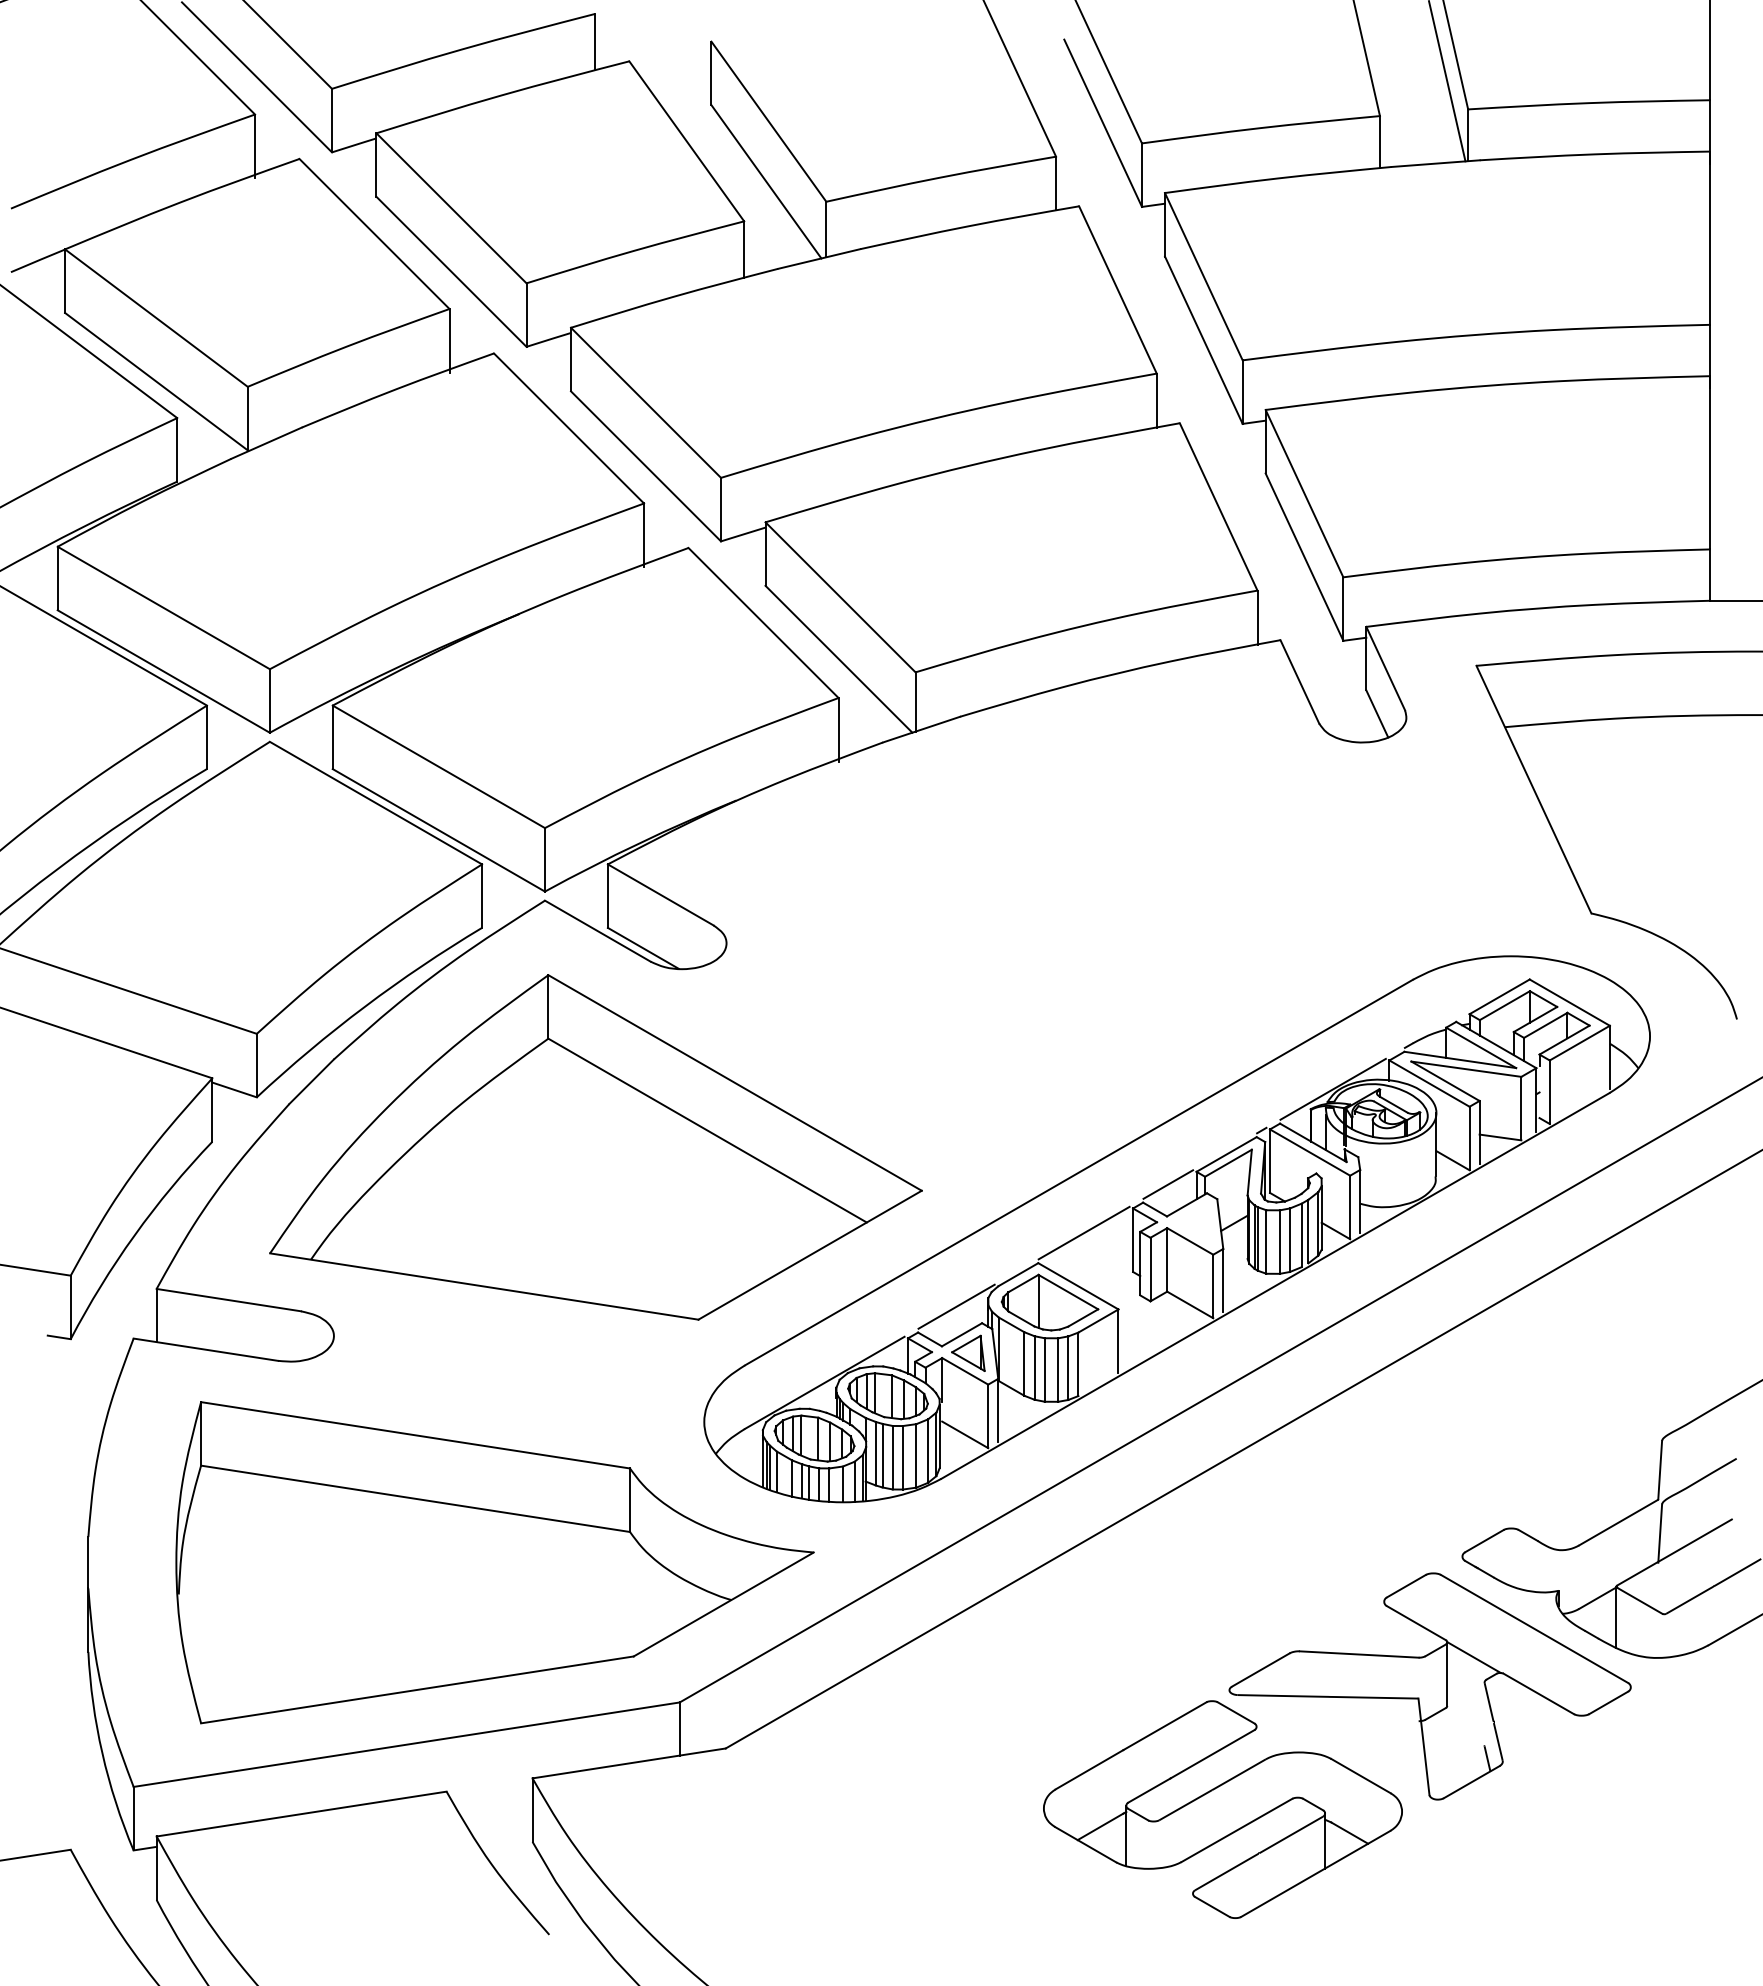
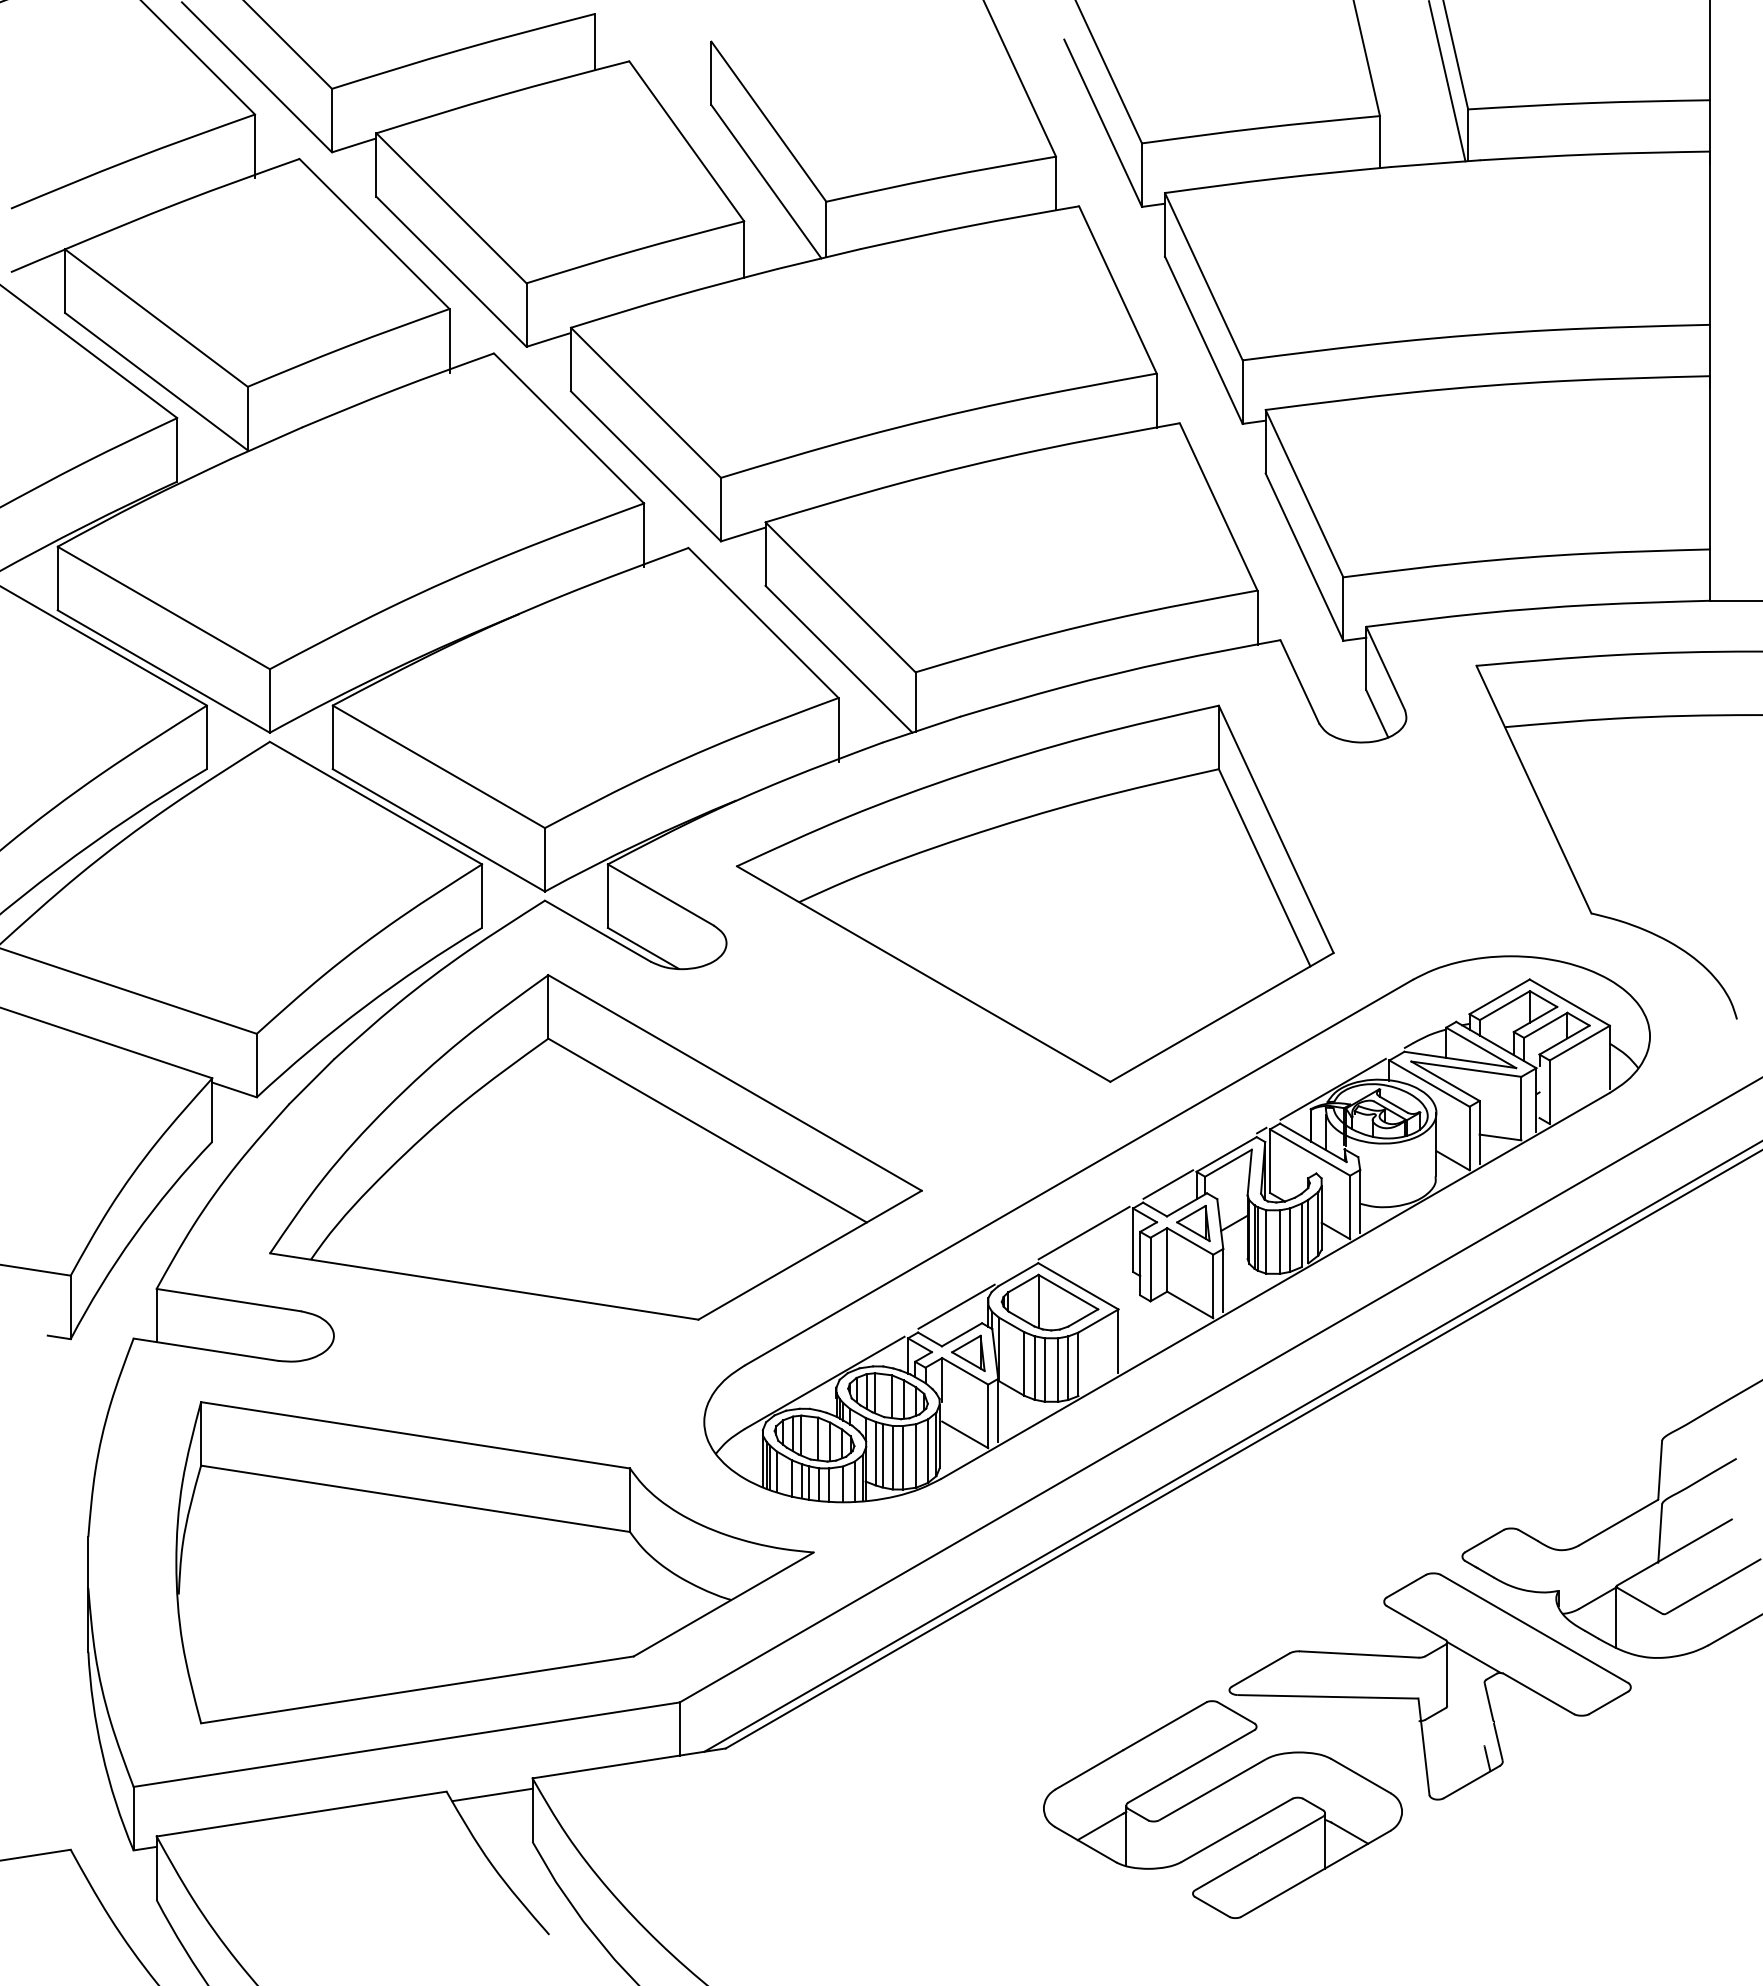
part: none -> present (1034, 893)
part: none -> present (1193, 1223)
line: none -> present (1231, 1446)
line: none -> present (492, 1794)
